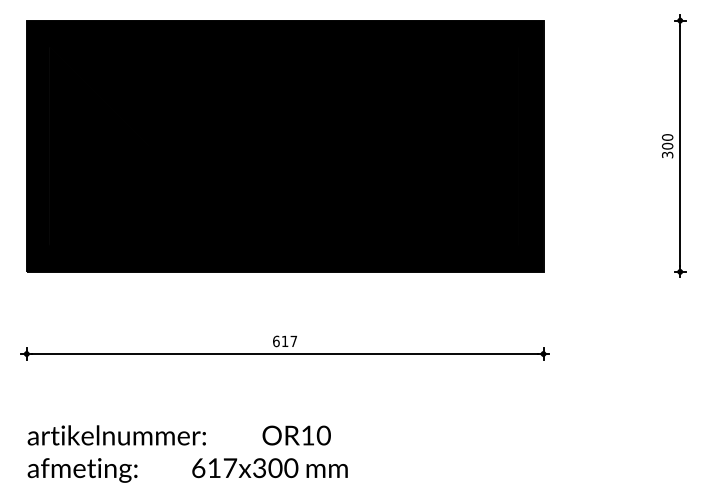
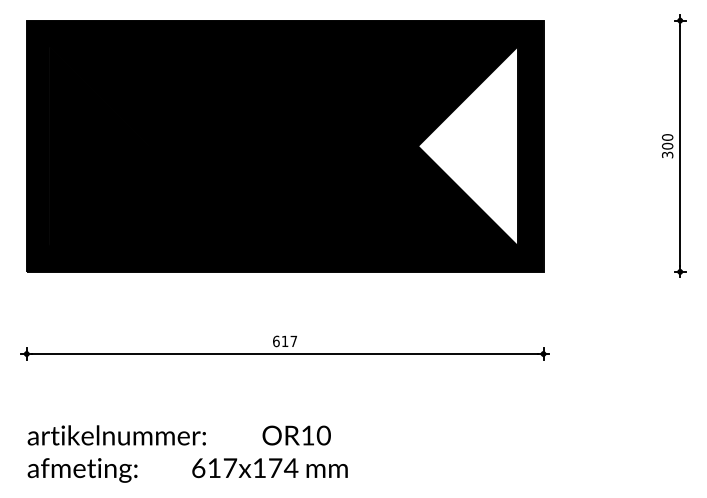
fill: present -> none (467, 145)
text: afmeting:^I^I617x300 -> afmeting:^I^I617x174 (275, 468)
